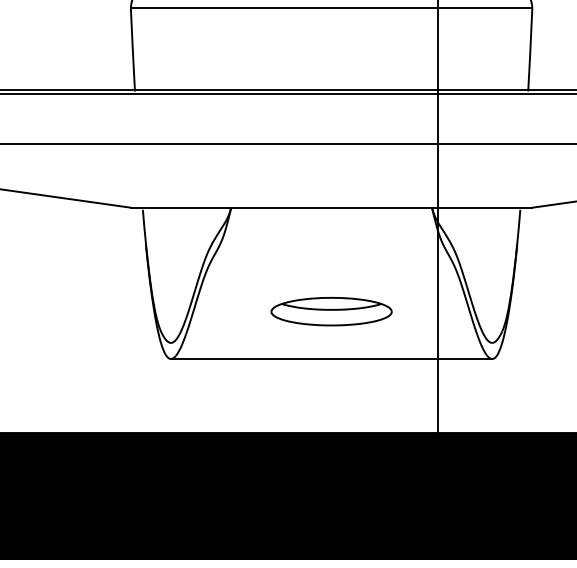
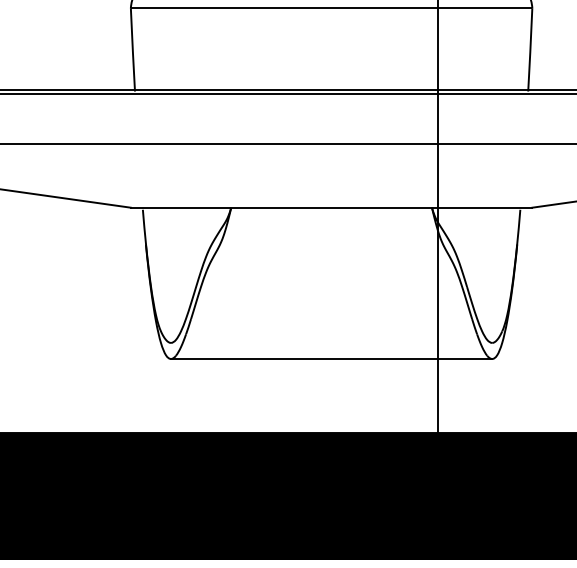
part: present -> none (331, 311)
